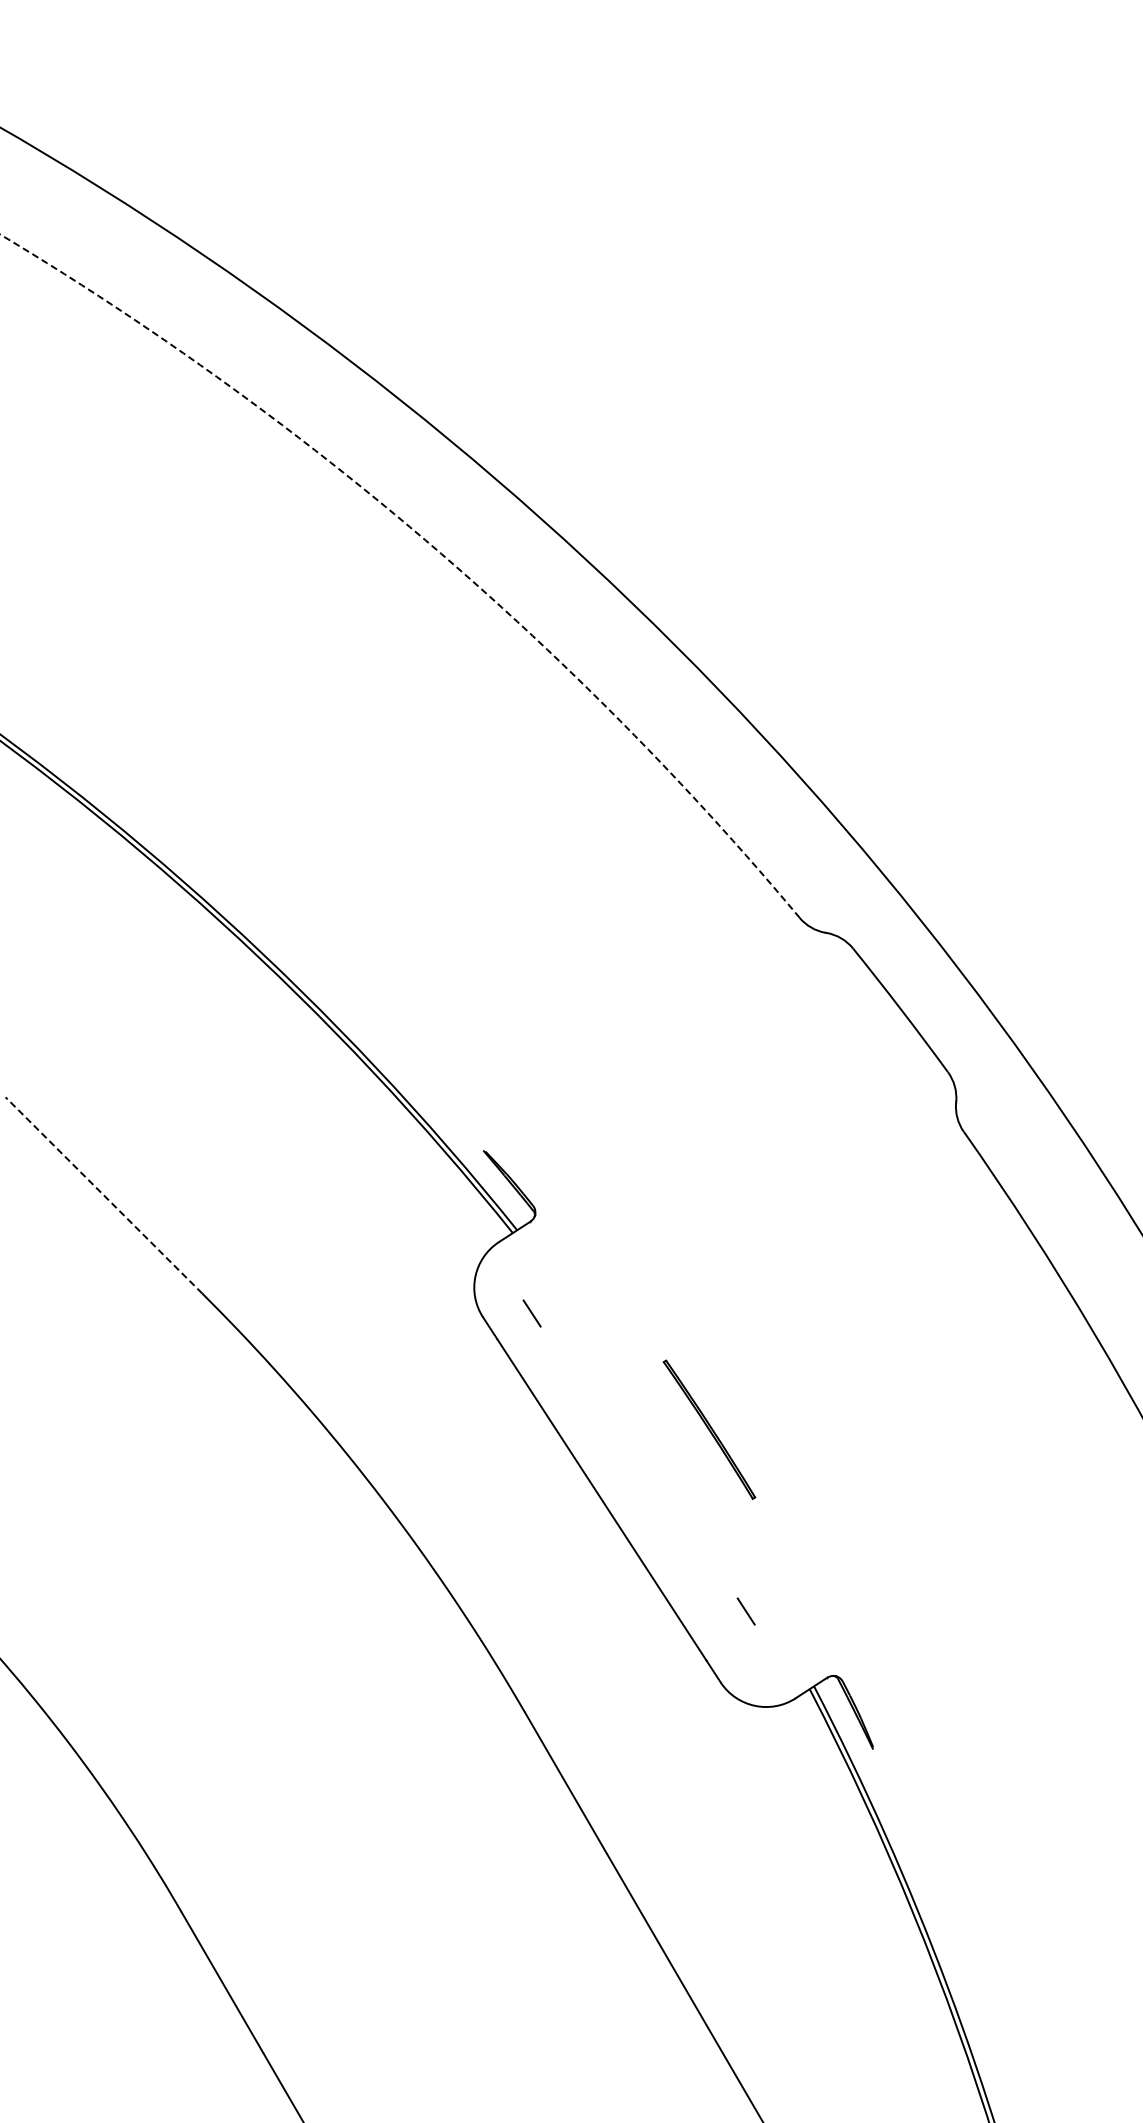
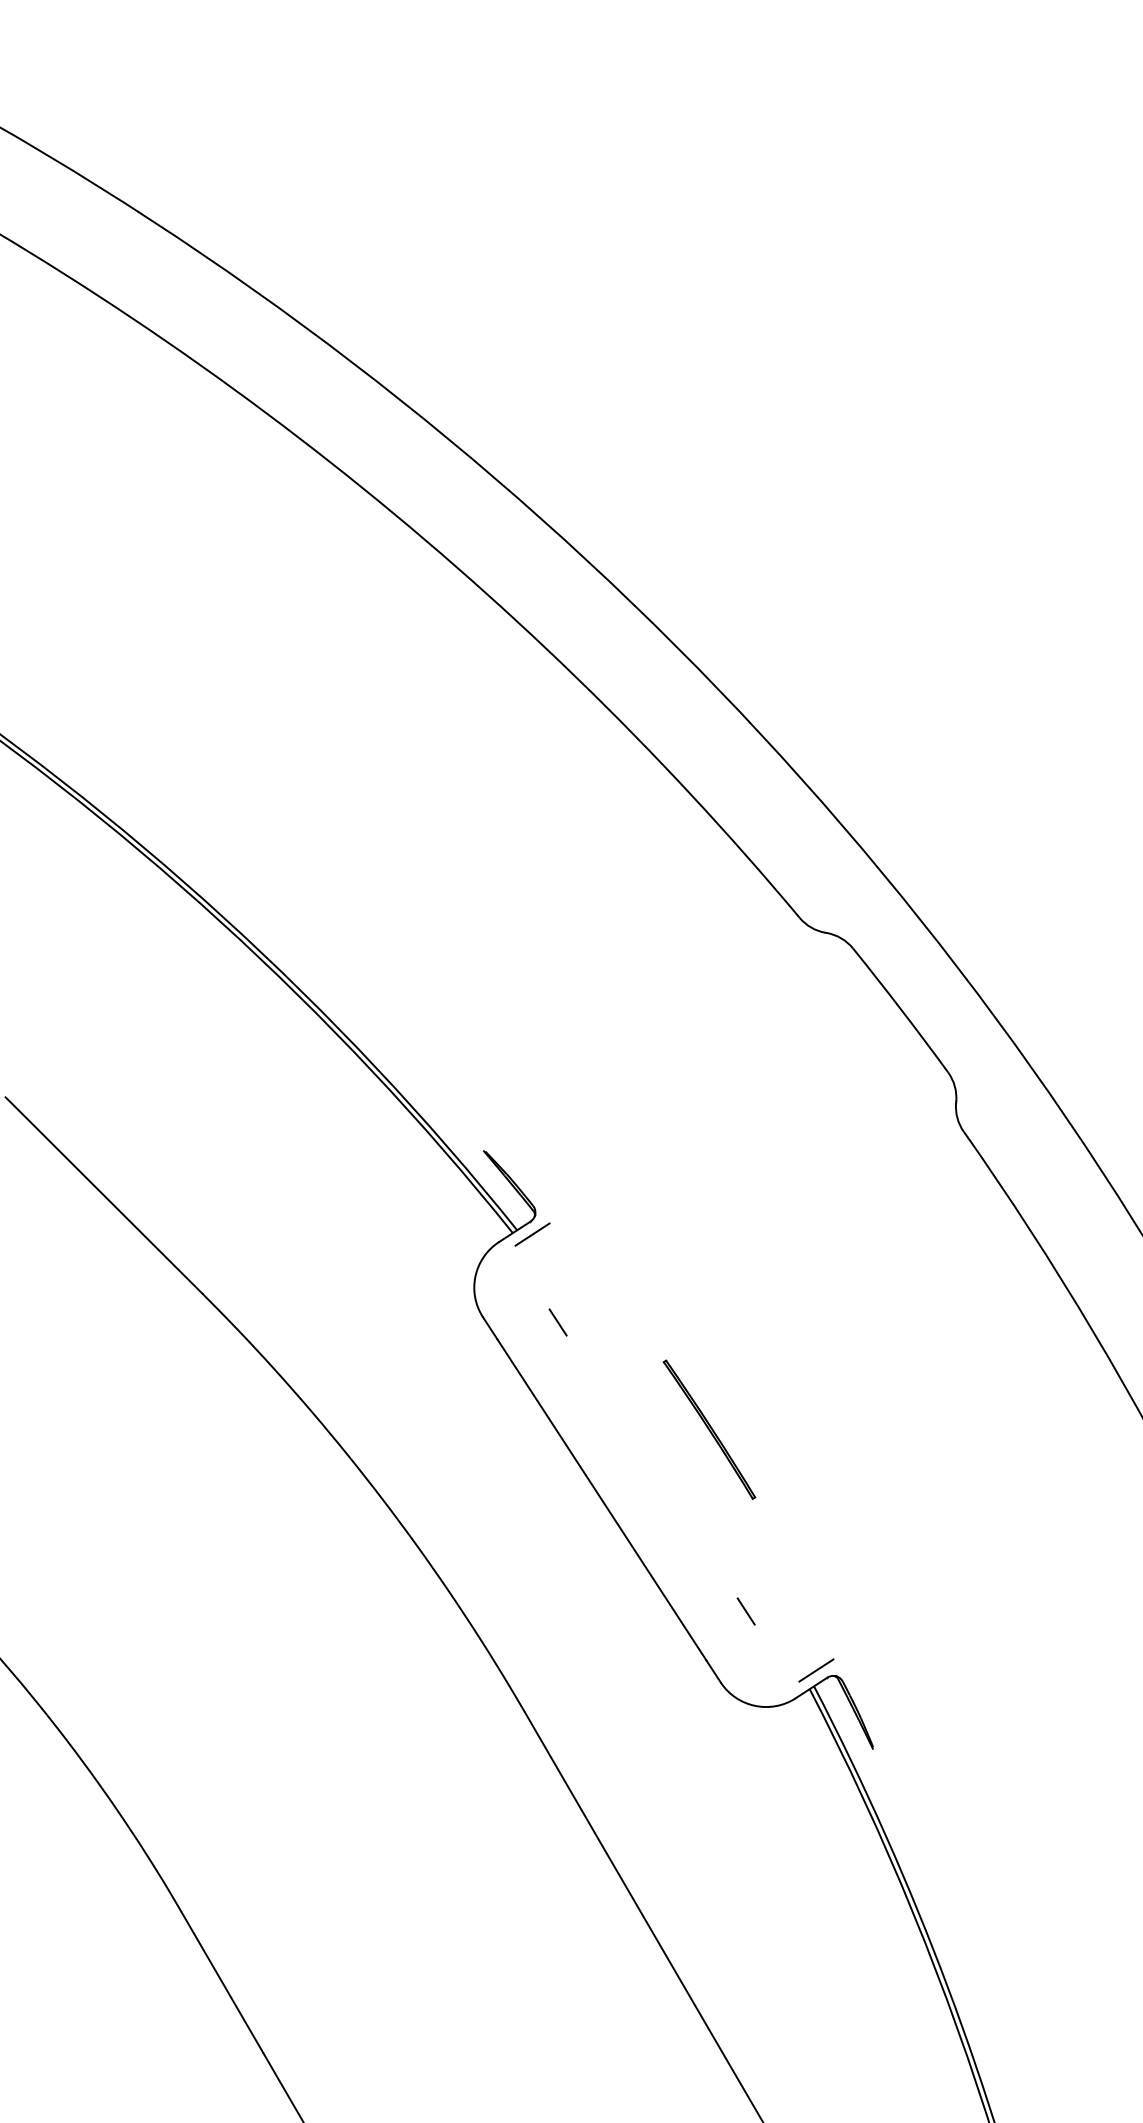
arc: dashed -> solid (428, 543)
line: dashed -> solid (103, 1195)
line: none -> present (532, 1234)
line position: (531, 1313) -> (557, 1322) (557, 1322)
line: none -> present (816, 1670)
